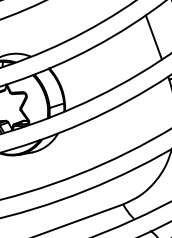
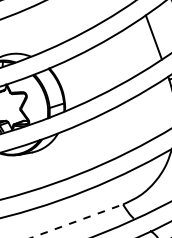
line: solid -> dashed (77, 221)
